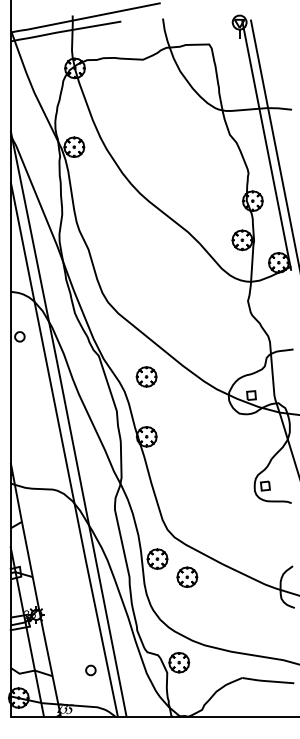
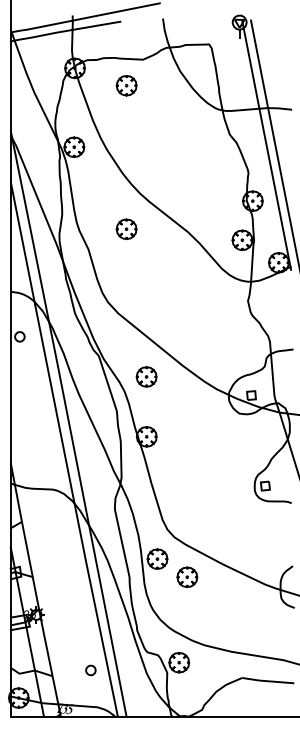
part: none -> present (126, 85)
part: none -> present (126, 229)
